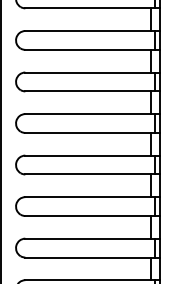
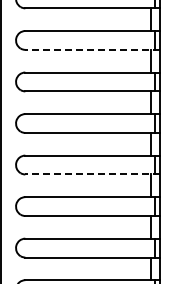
line: solid -> dashed (92, 49)
line: solid -> dashed (92, 174)
